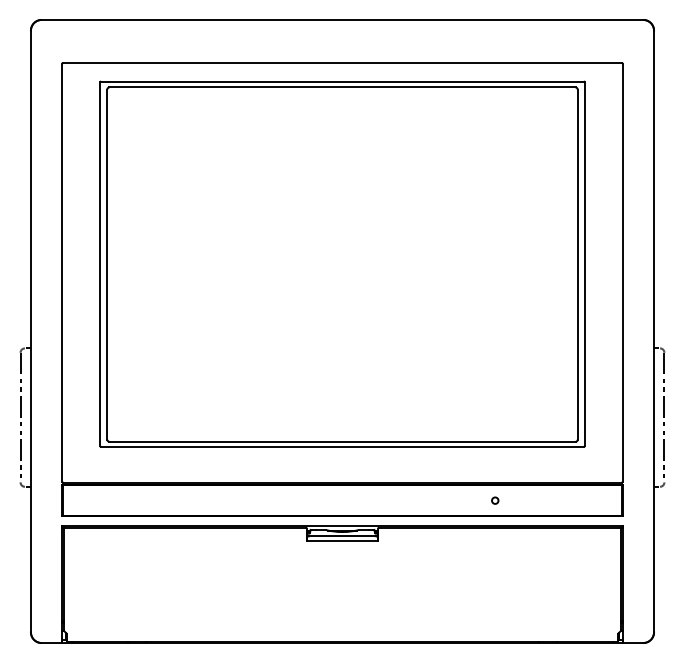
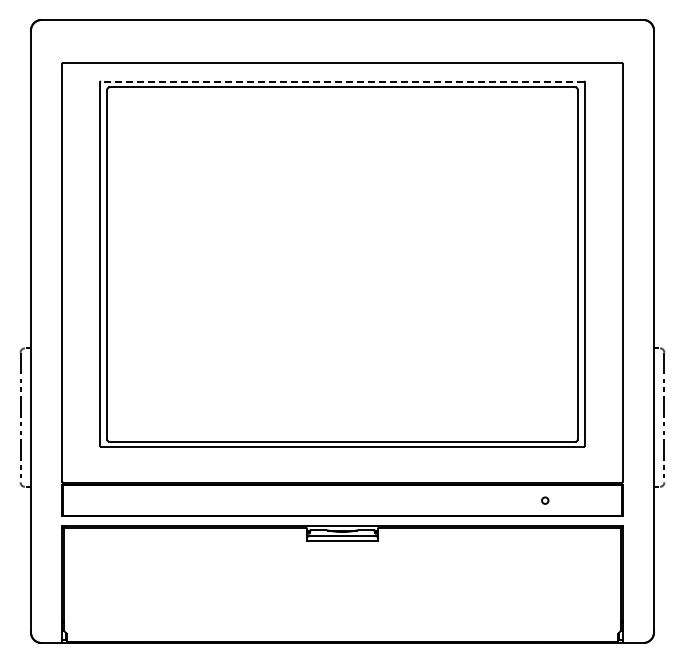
line: solid -> dashed (342, 81)
circle position: (495, 500) -> (545, 500) (545, 500)
